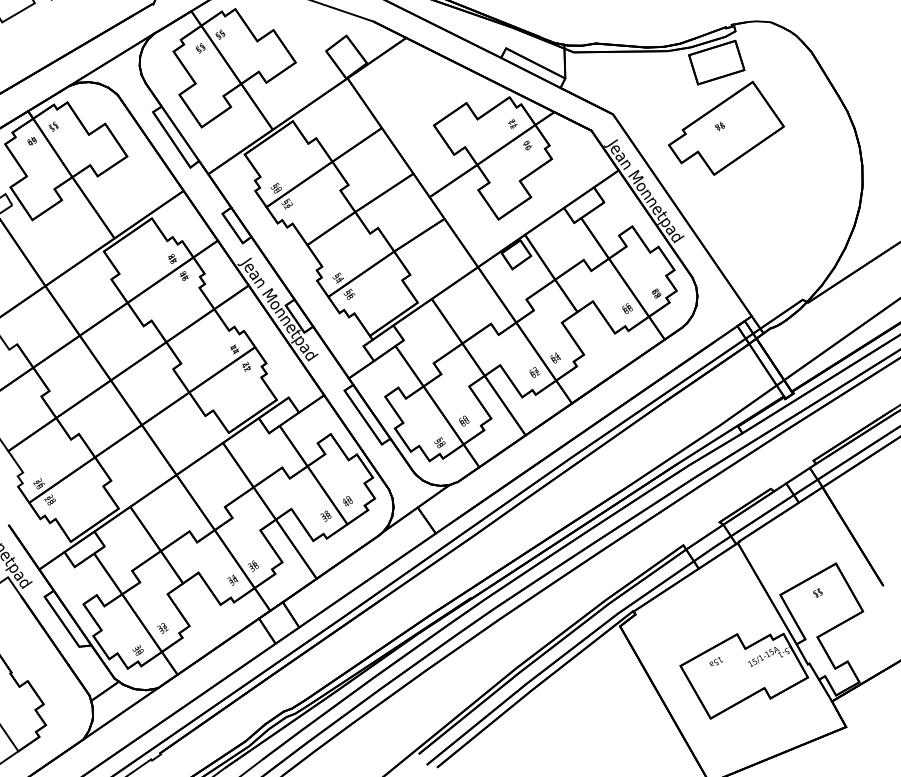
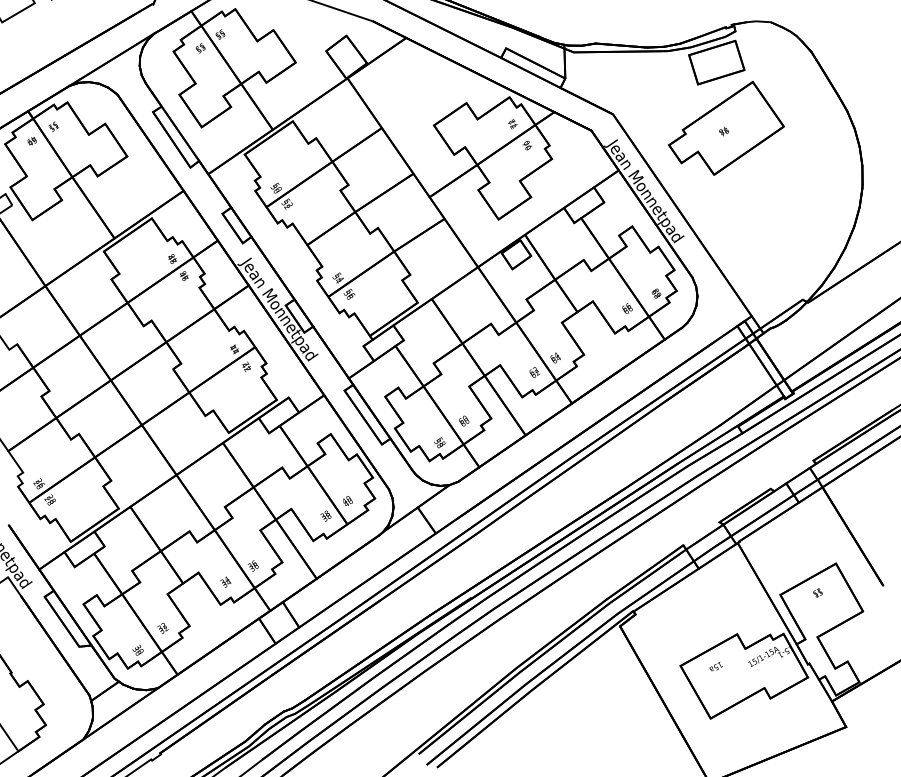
text position: (719, 126) -> (723, 131) (723, 131)
text position: (232, 579) -> (225, 581) (225, 581)
text position: (715, 661) -> (715, 666) (715, 666)
